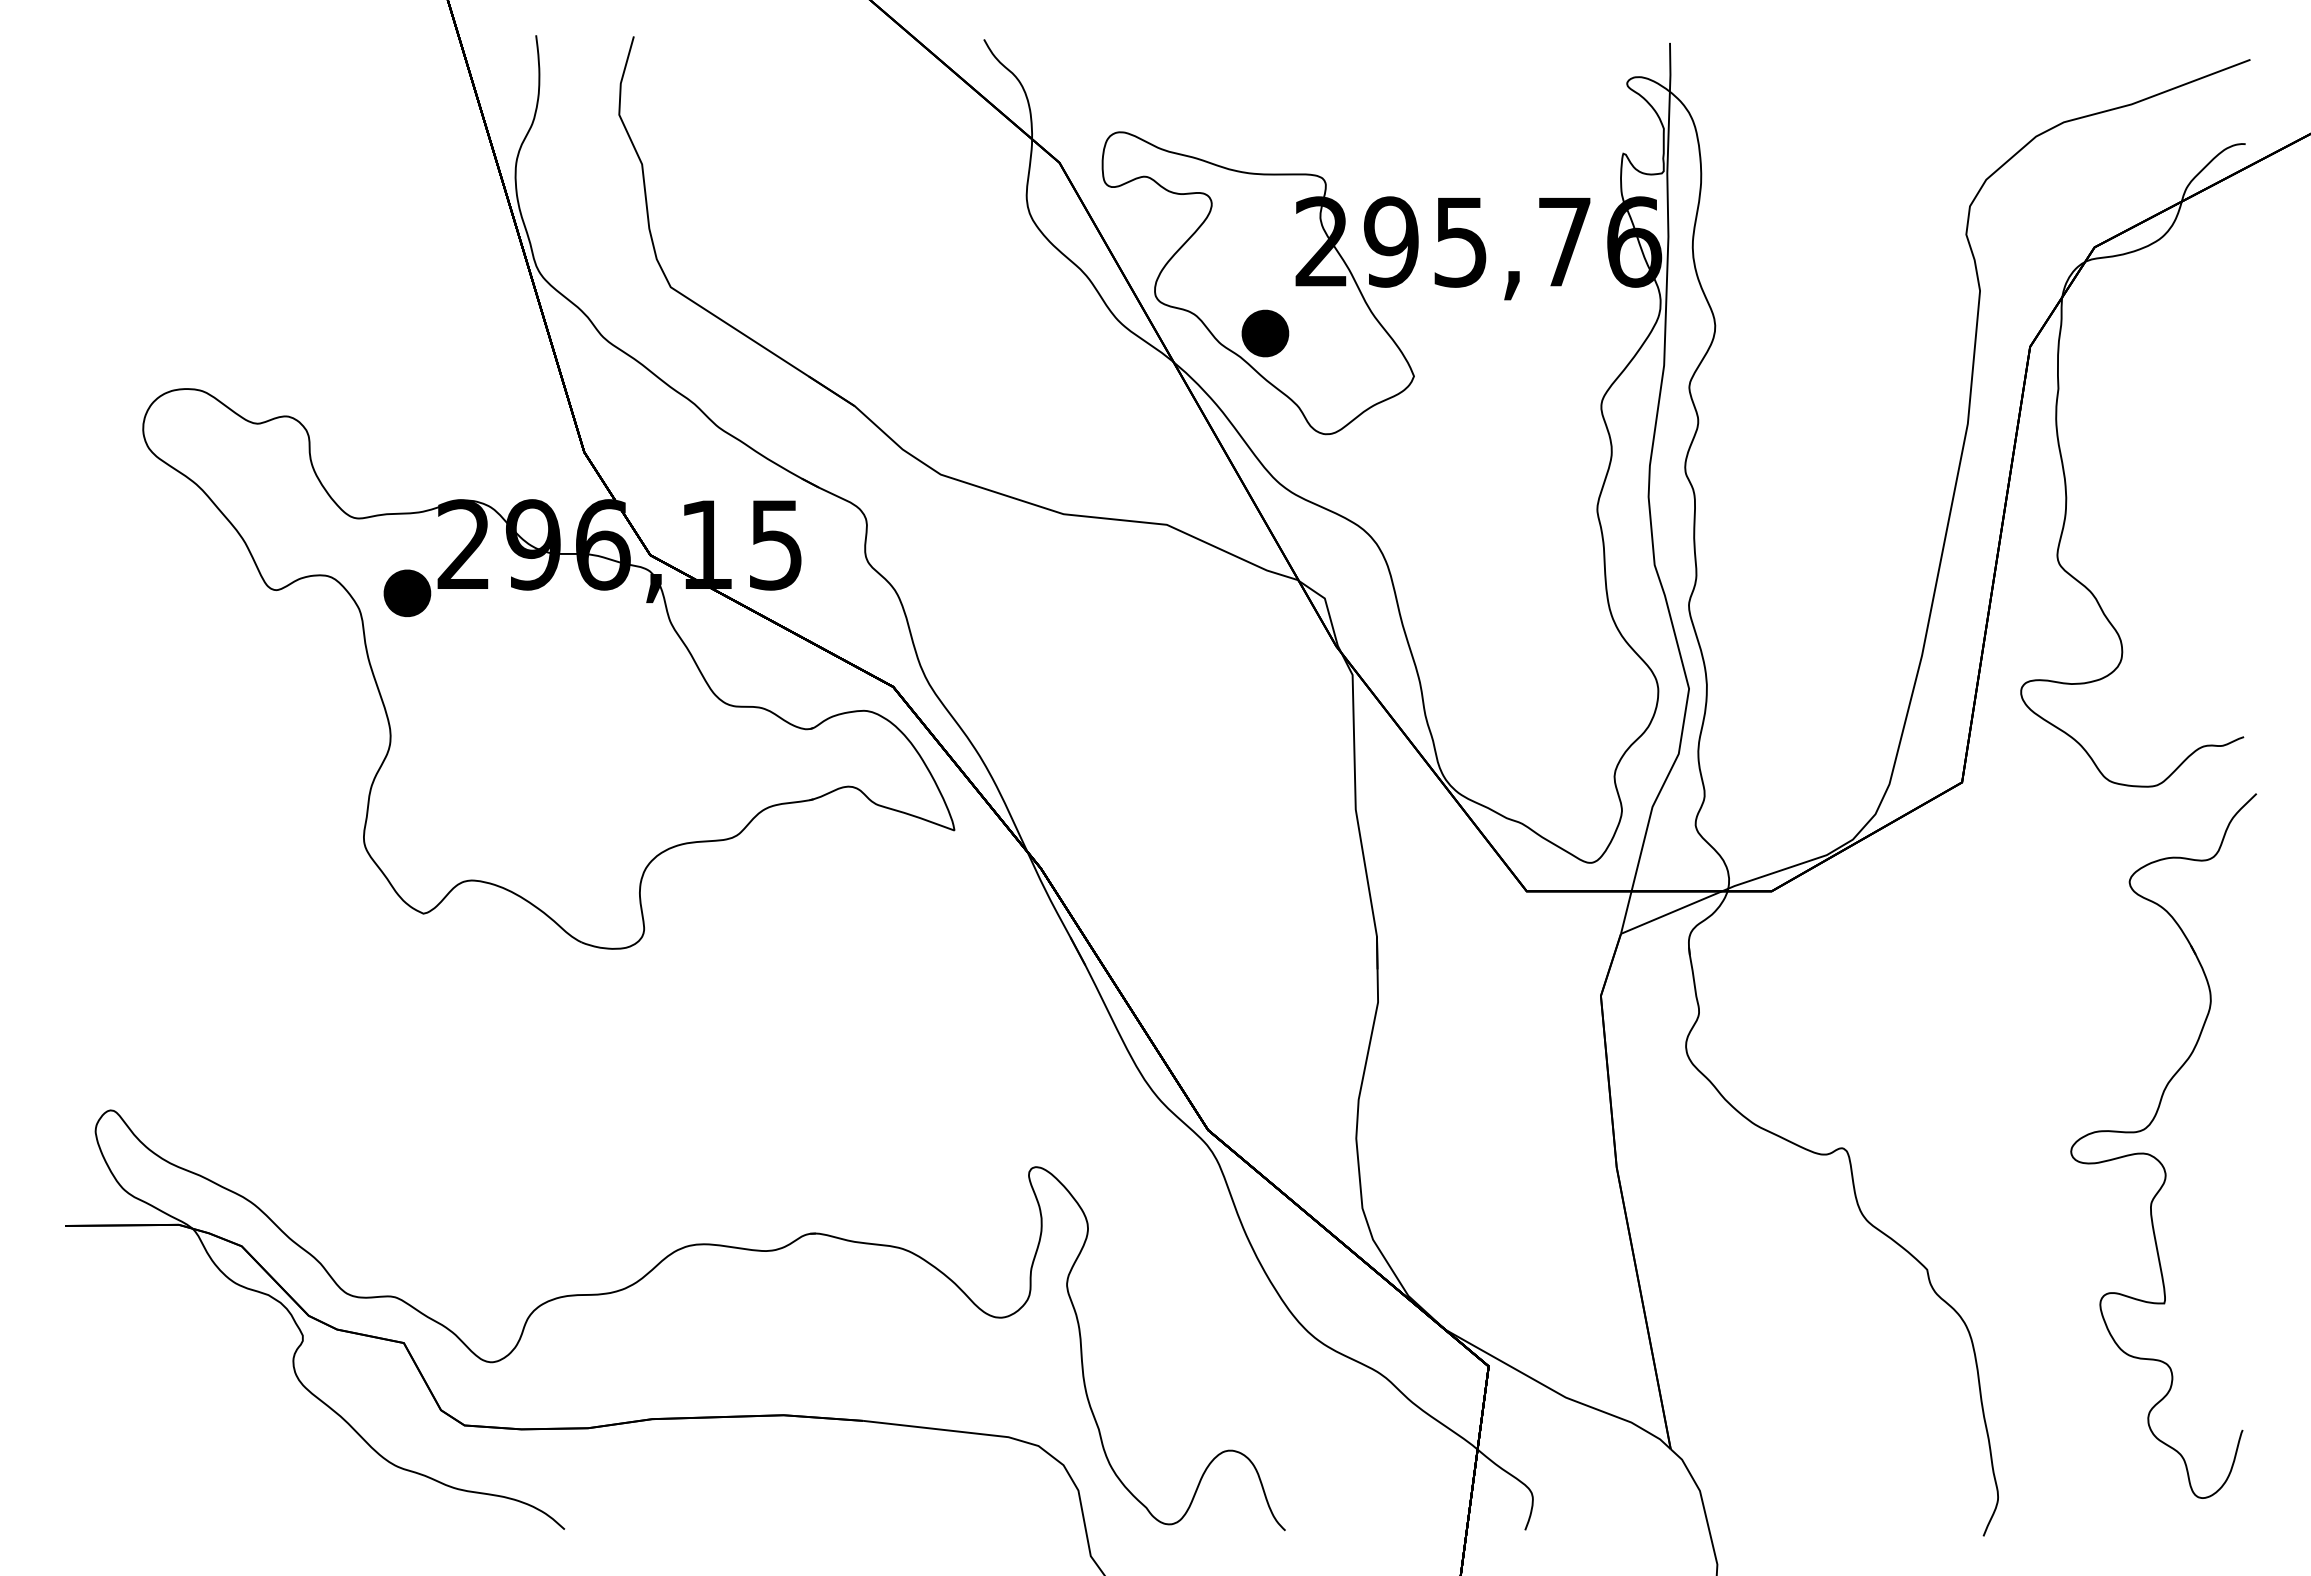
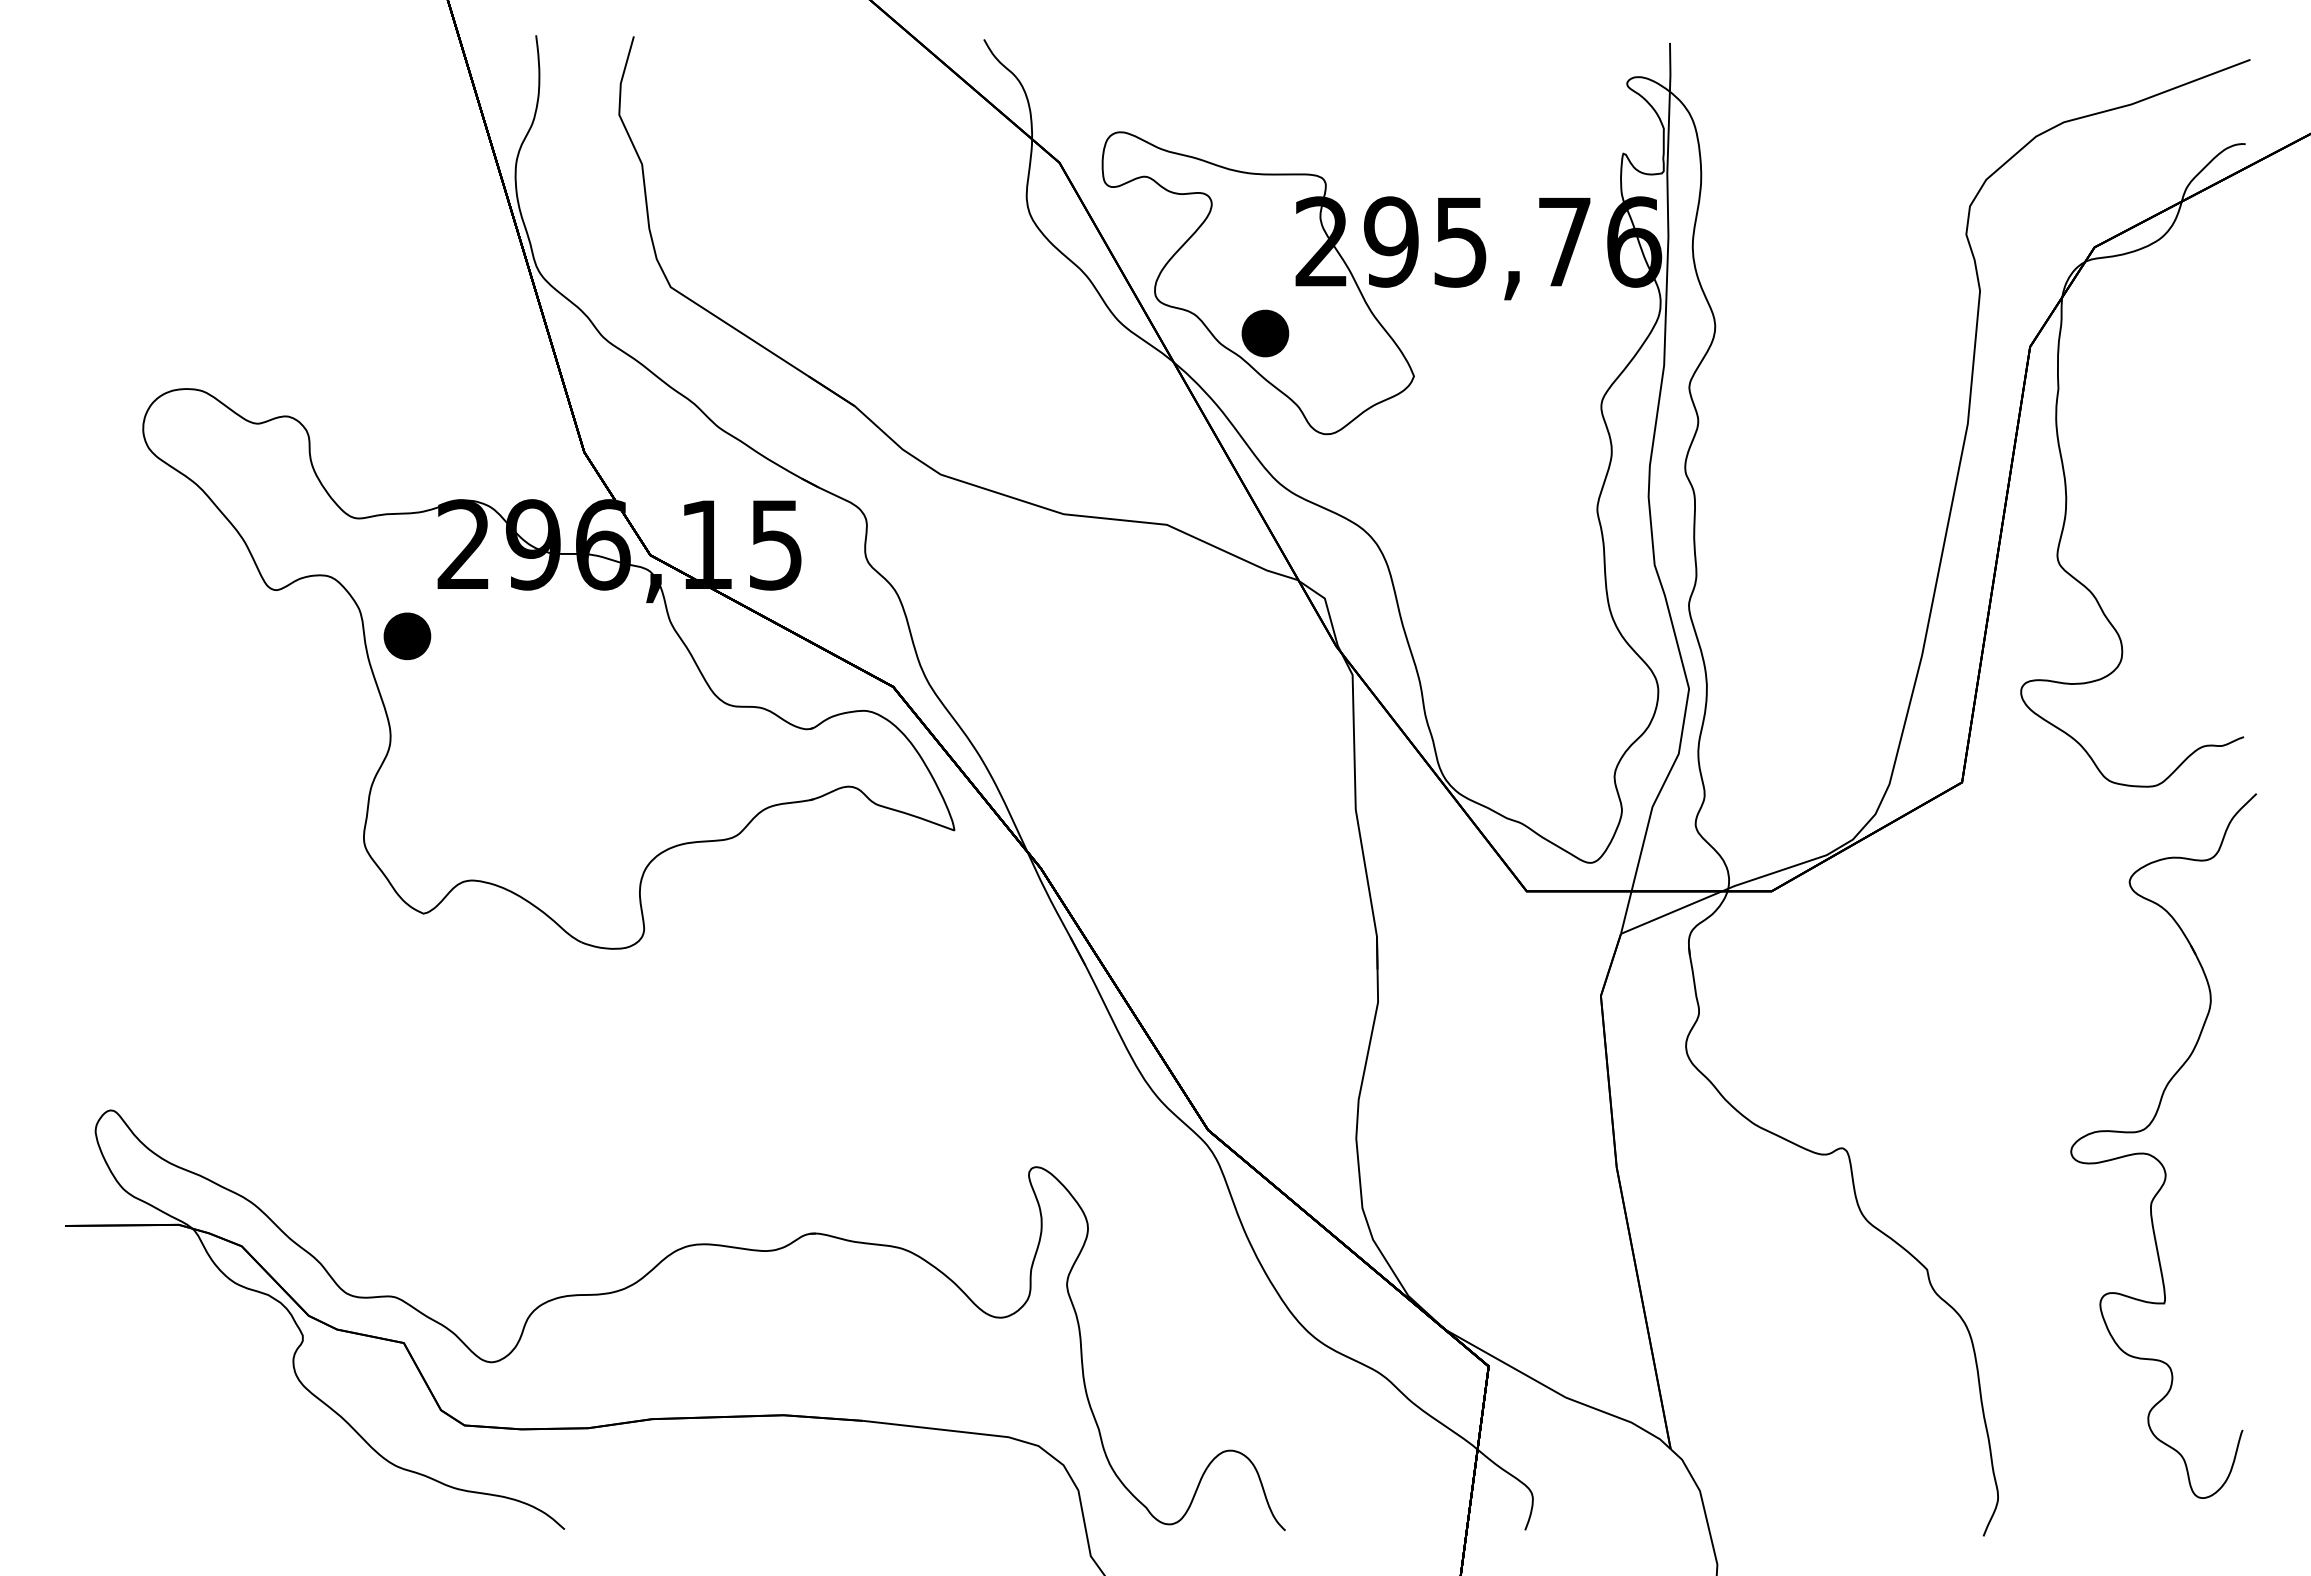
part position: (407, 592) -> (407, 635) (407, 635)
